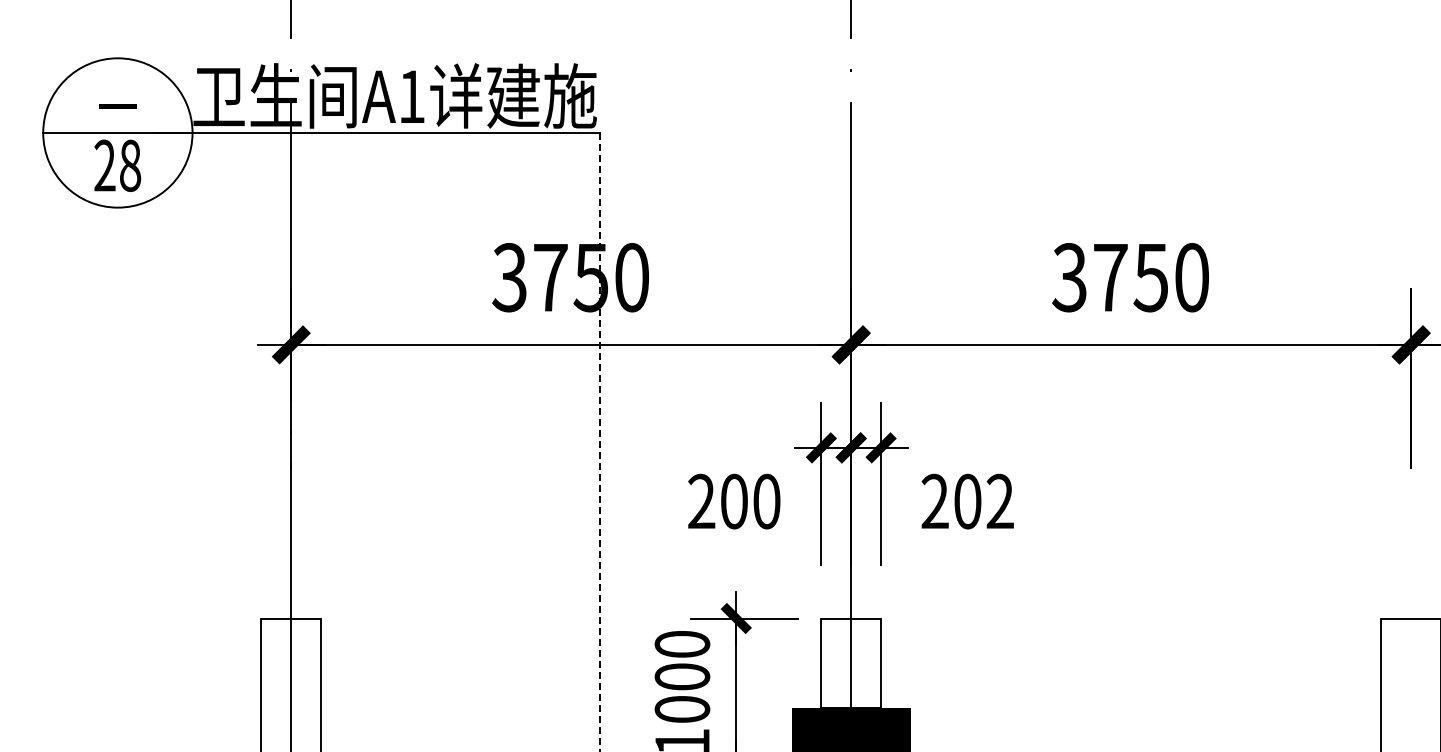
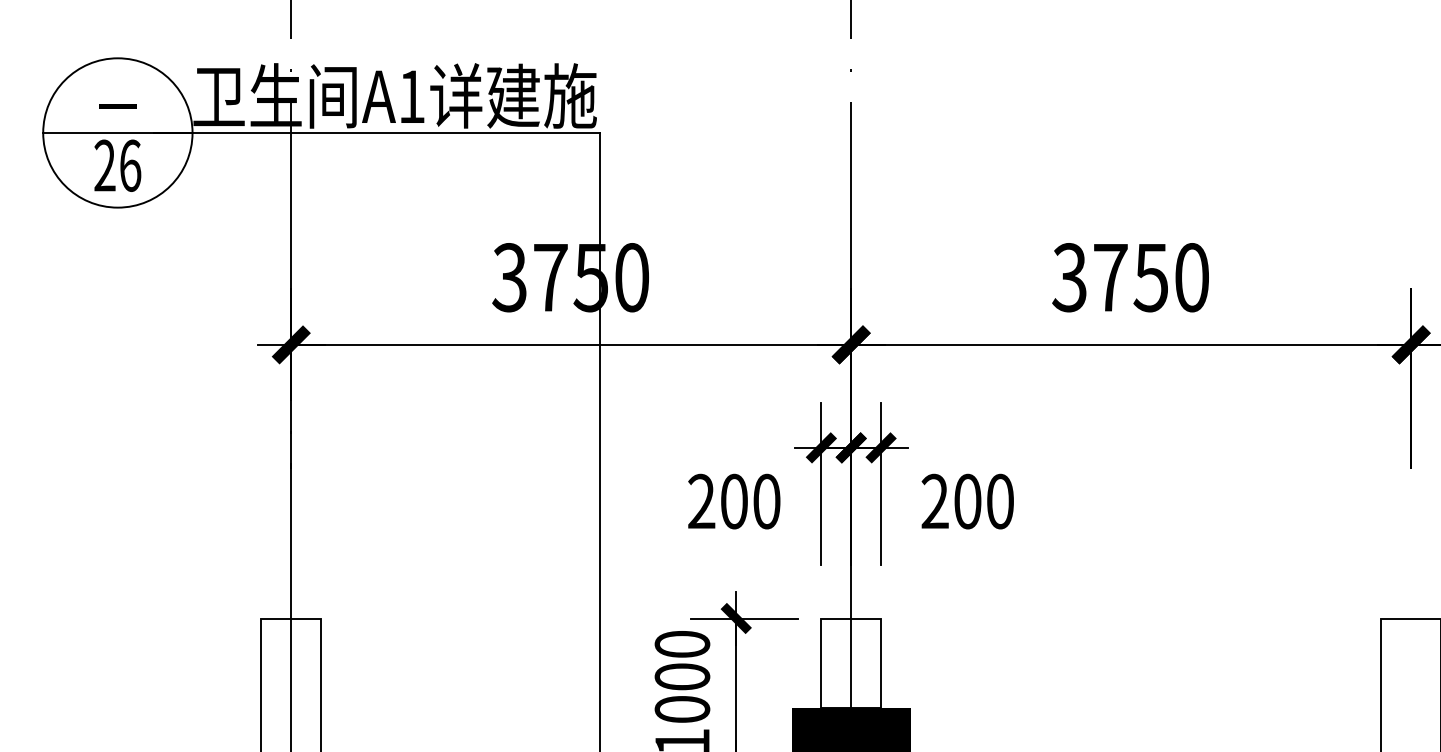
text: 28 -> 26 (130, 165)
line: dashed -> solid (599, 442)
text: 202 -> 200 (999, 501)
